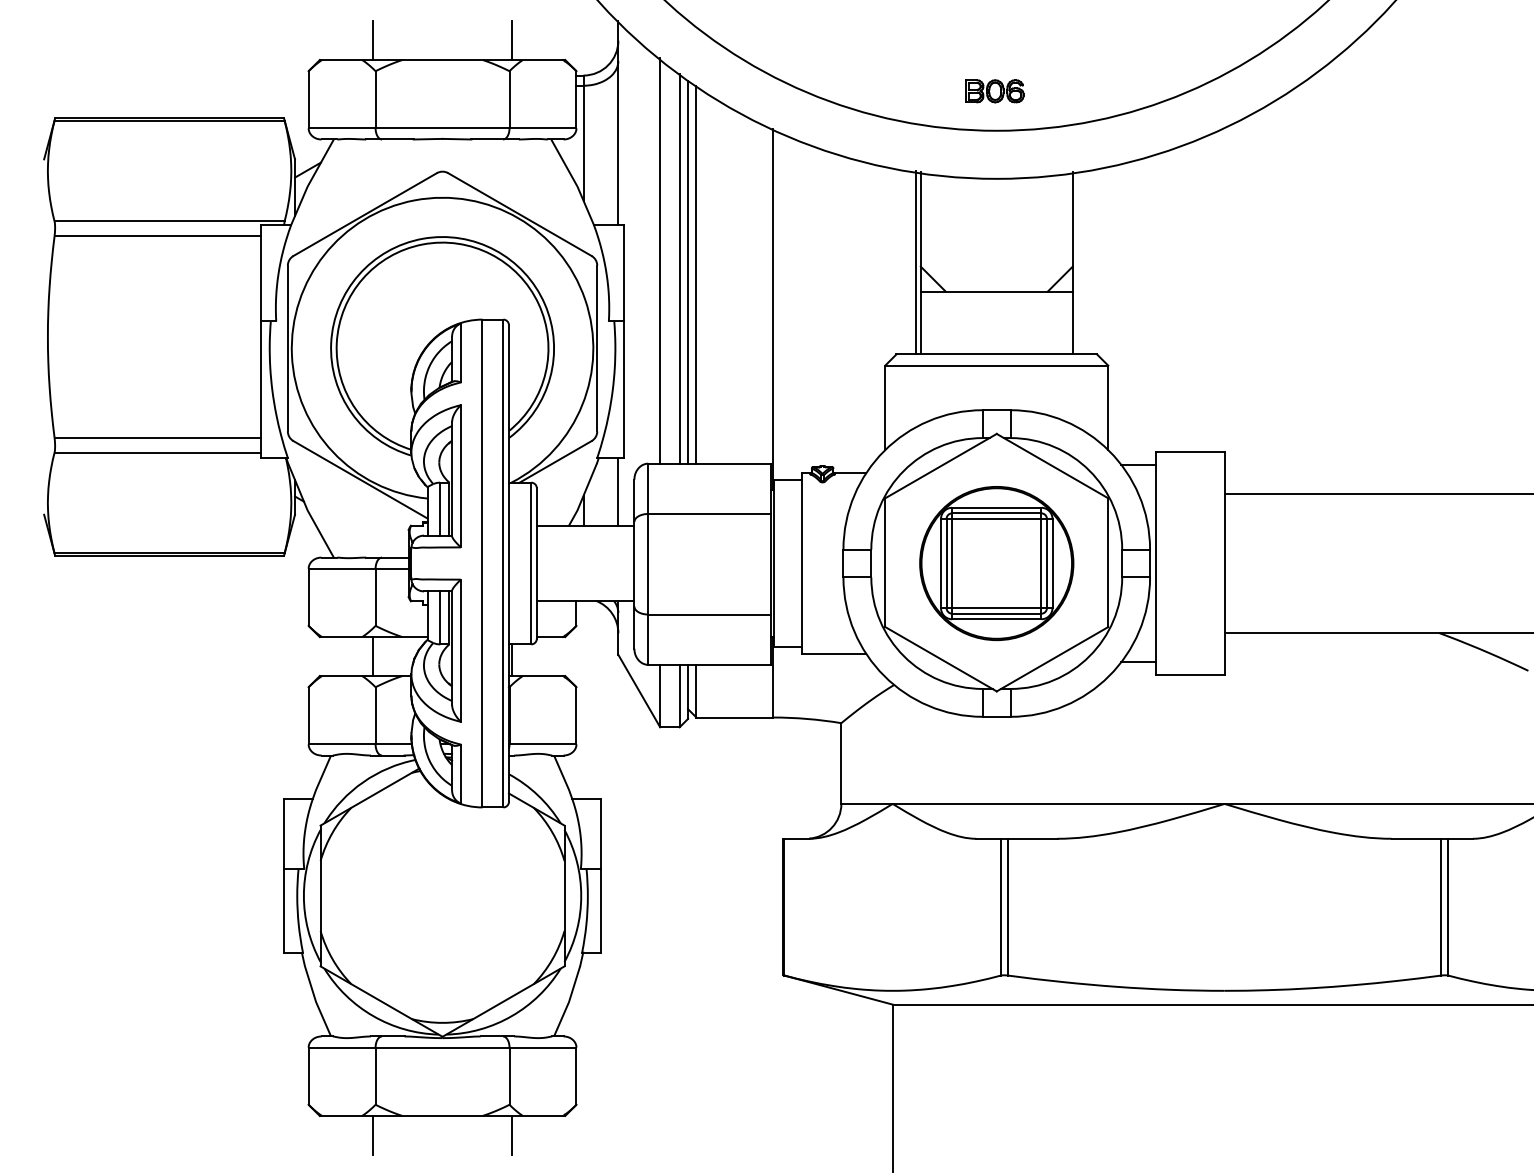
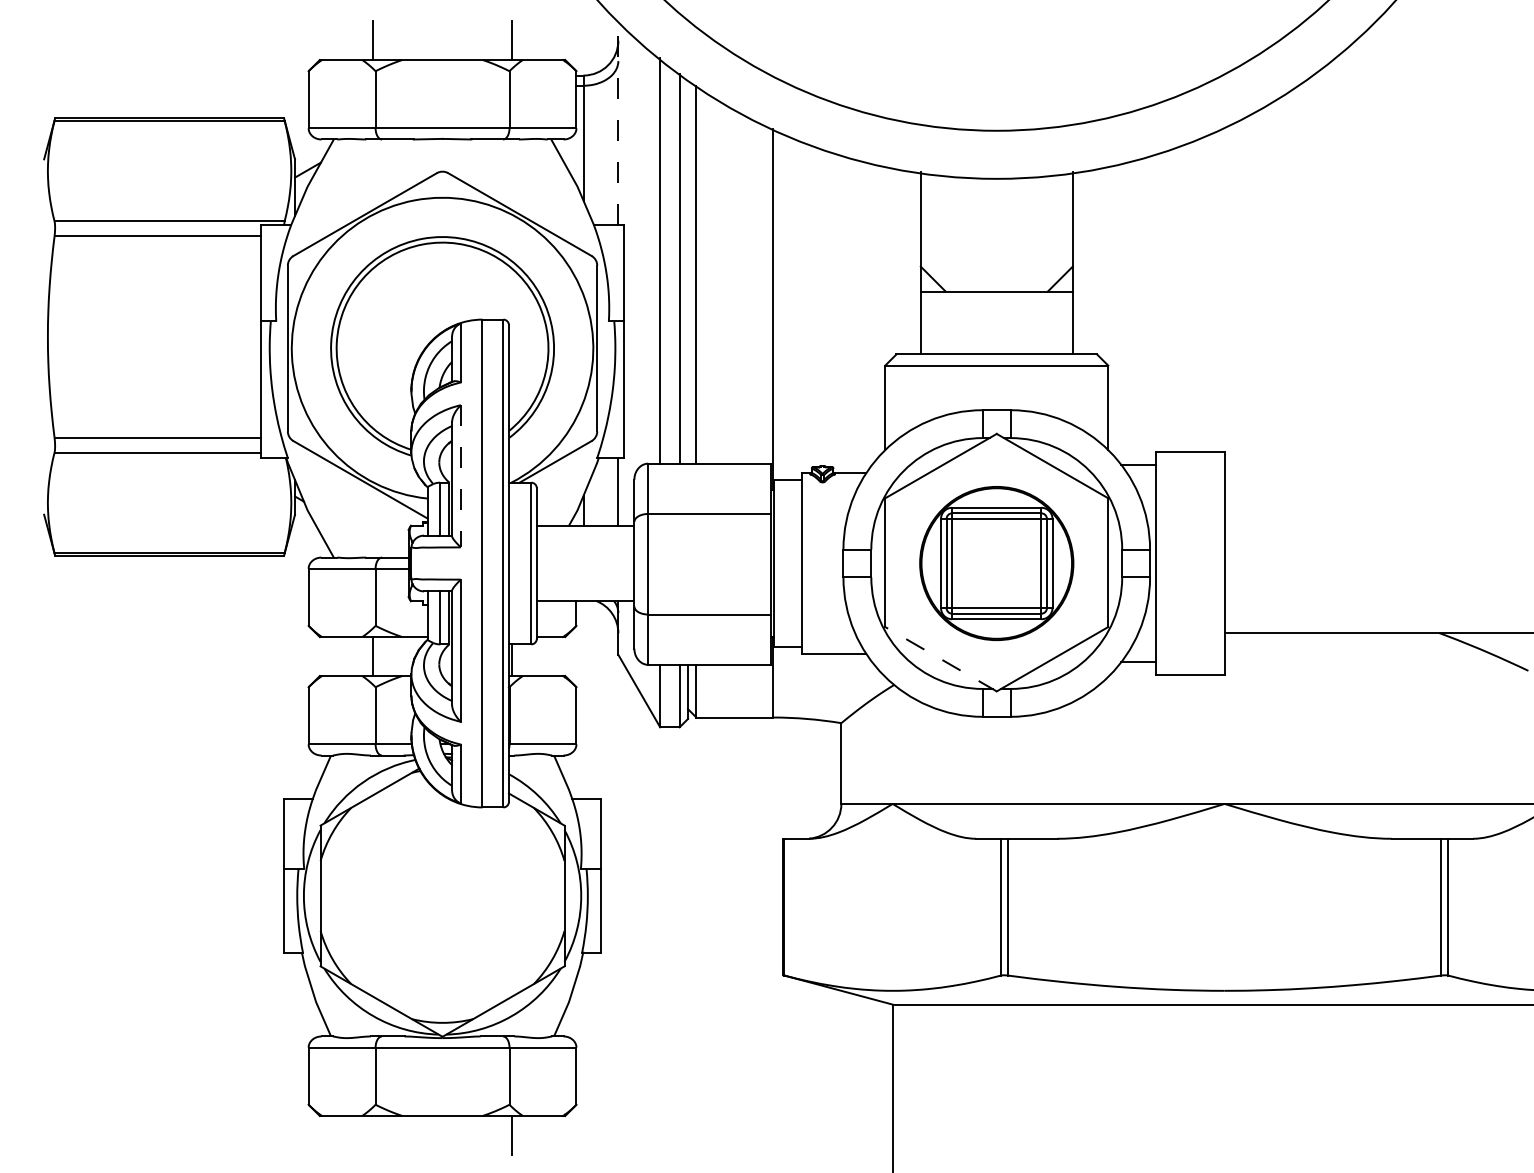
part: present -> none (994, 91)
line: solid -> dashed (618, 122)
line: present -> none (915, 262)
line: present -> none (688, 271)
line: solid -> dashed (460, 476)
line: present -> none (1377, 493)
line: solid -> dashed (940, 658)
line: present -> none (372, 1134)
